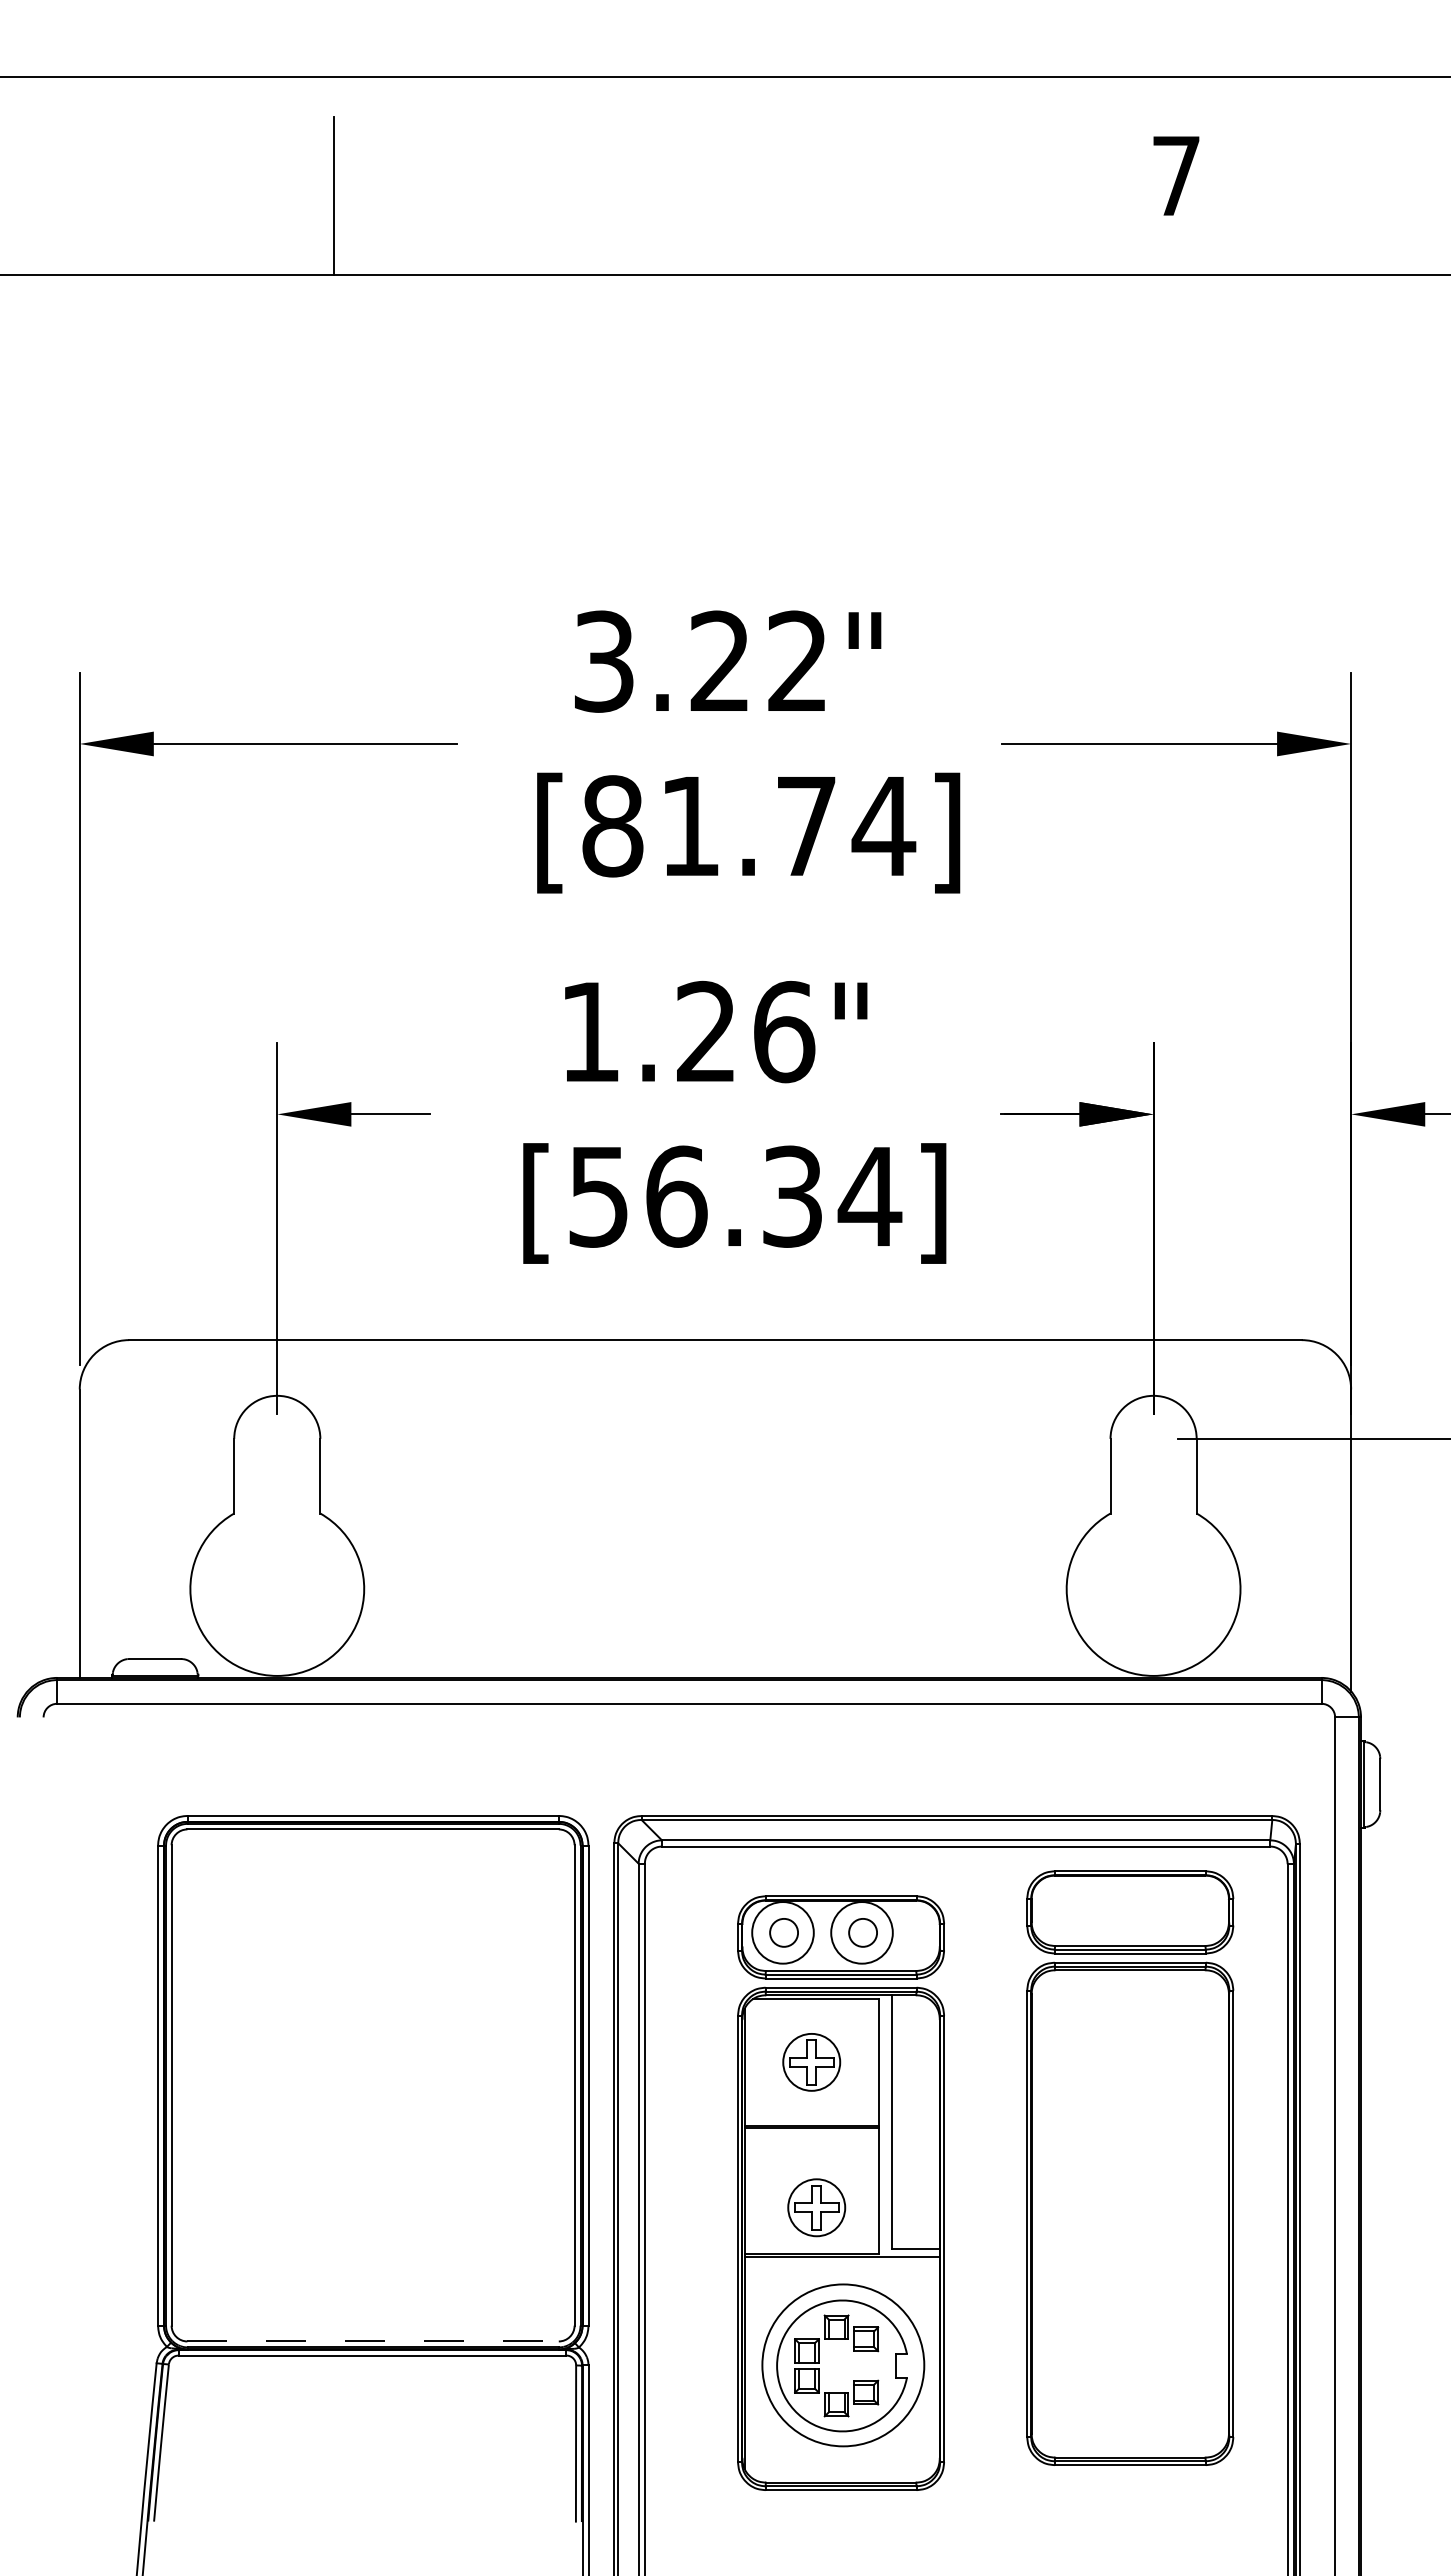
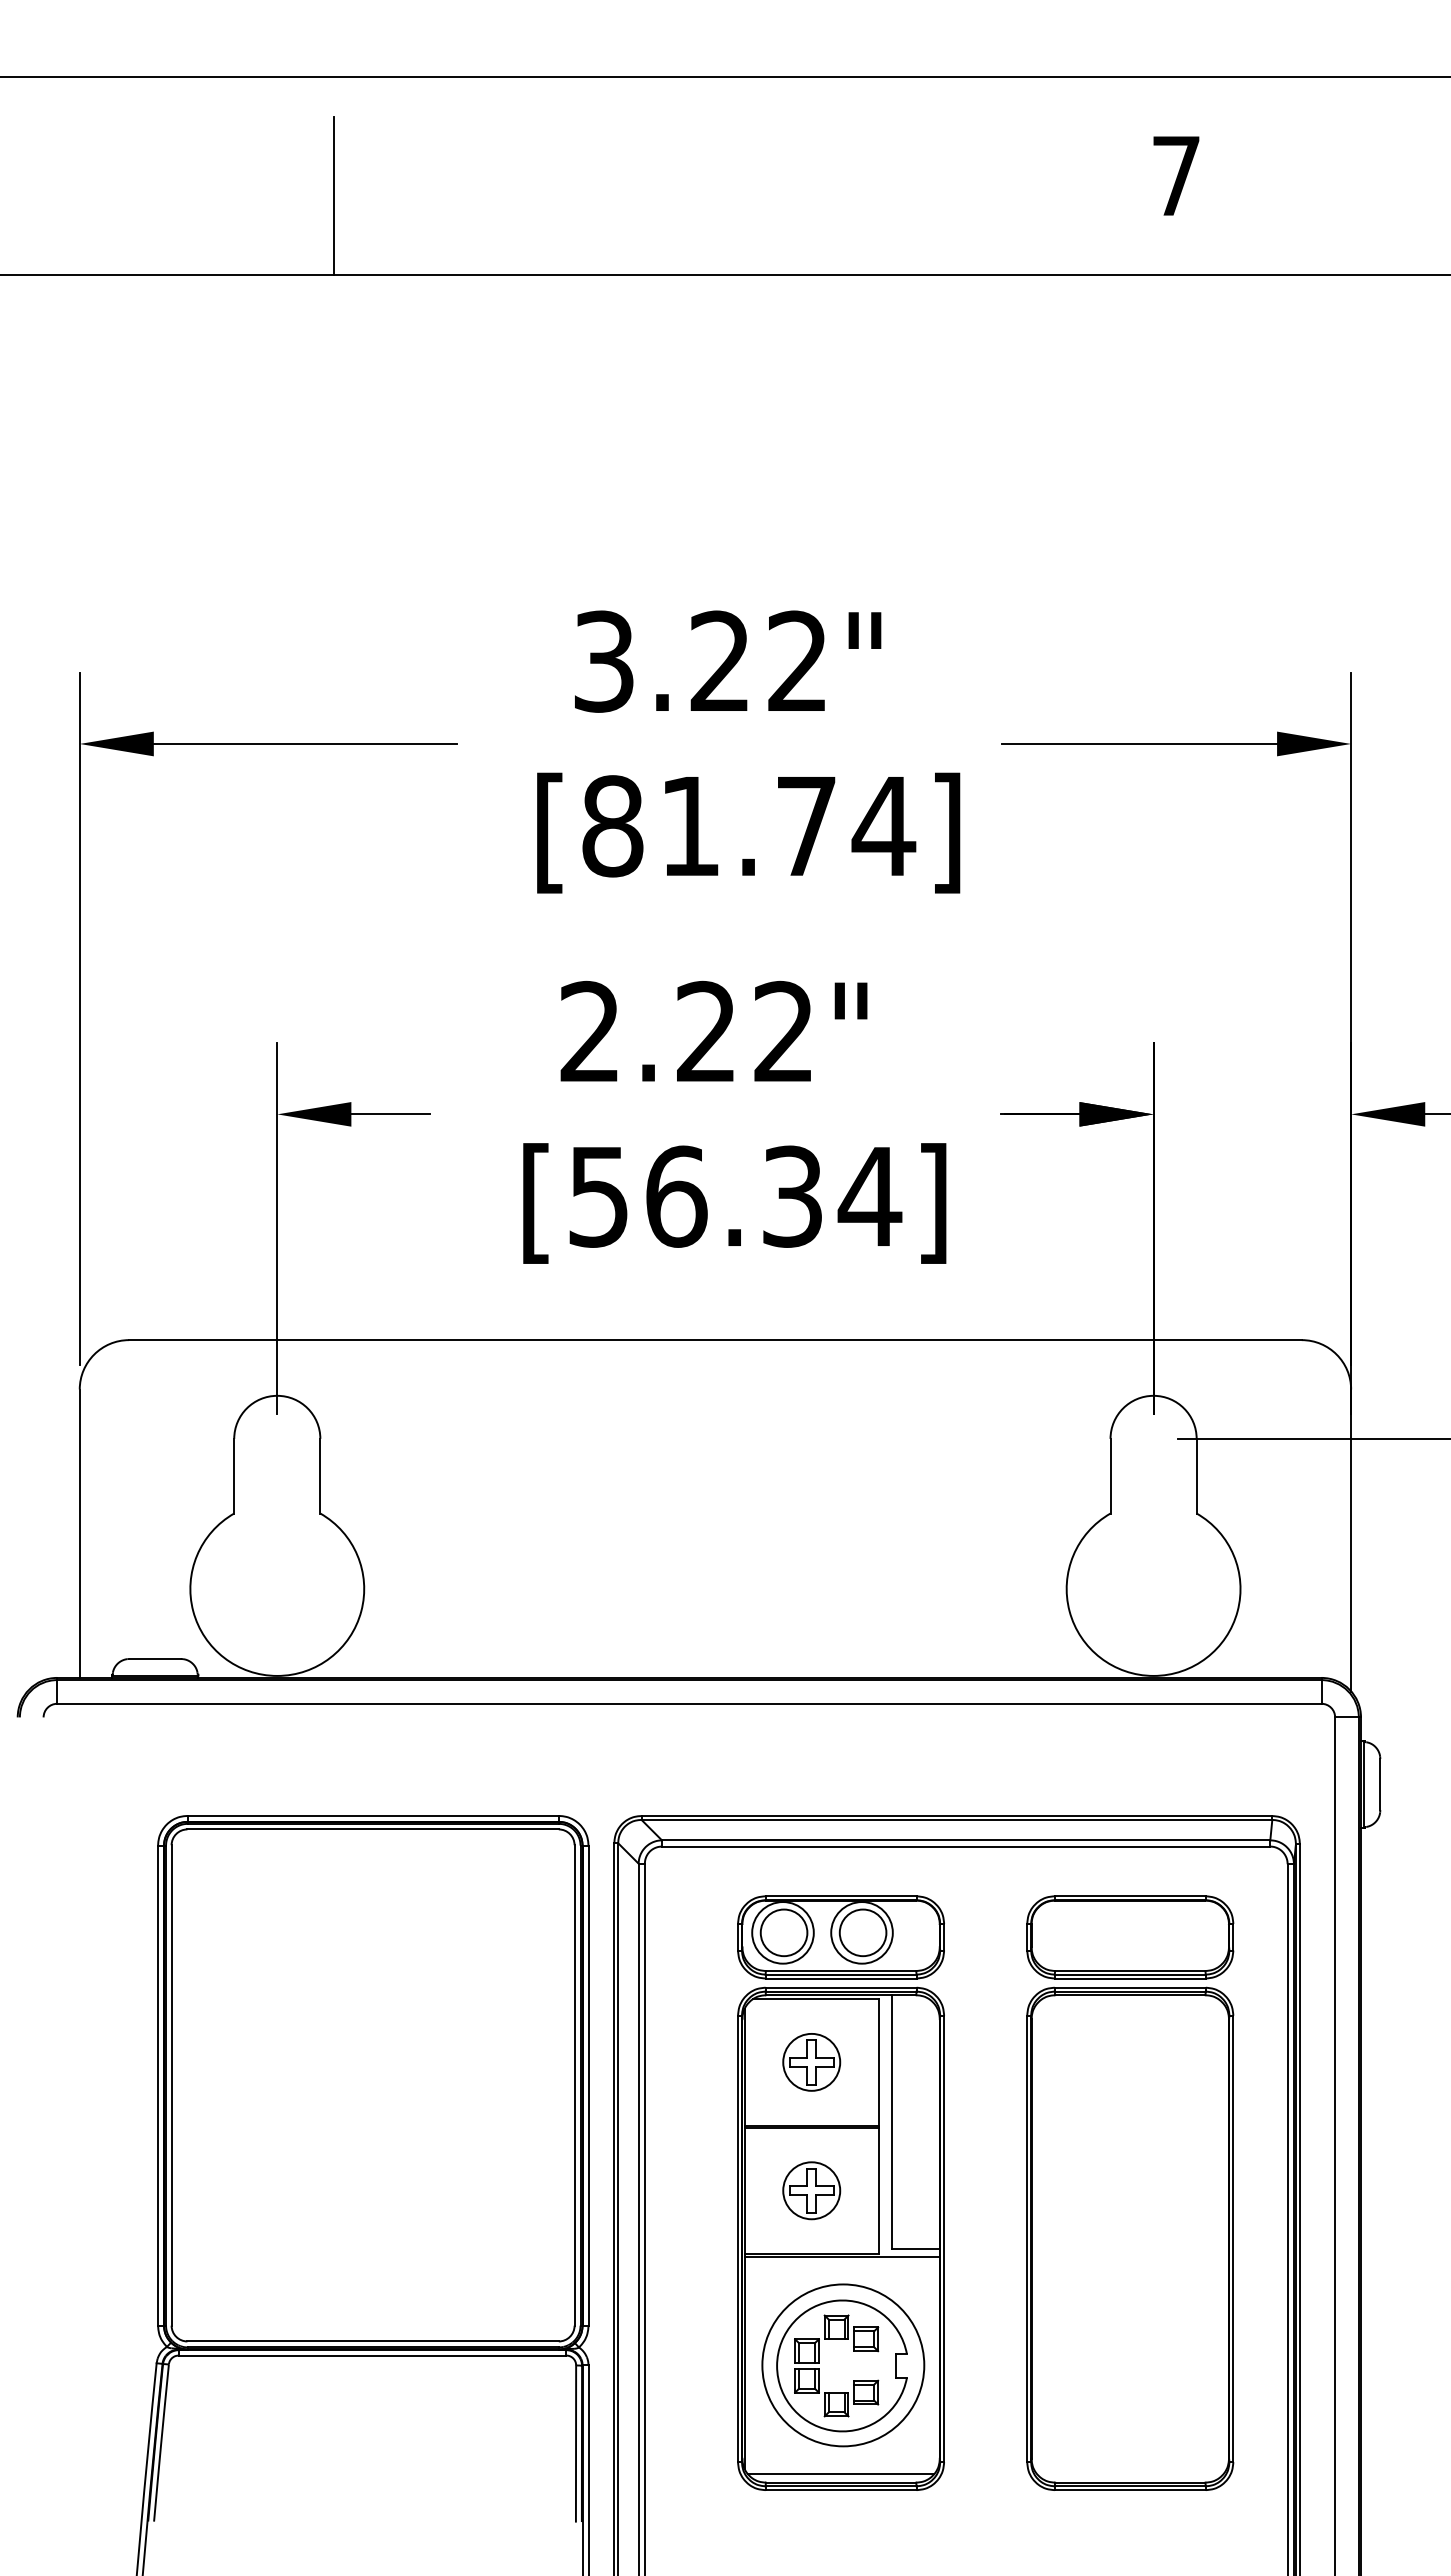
text: 1.26" -> 2.22" (687, 1031)
circle diameter: 28 px -> 47 px (783, 1932)
circle diameter: 28 px -> 47 px (862, 1932)
part position: (1130, 2167) -> (1130, 2192) (1130, 2192)
part position: (816, 2207) -> (811, 2190) (811, 2190)
line: dashed -> solid (373, 2341)
line: none -> present (841, 2474)
